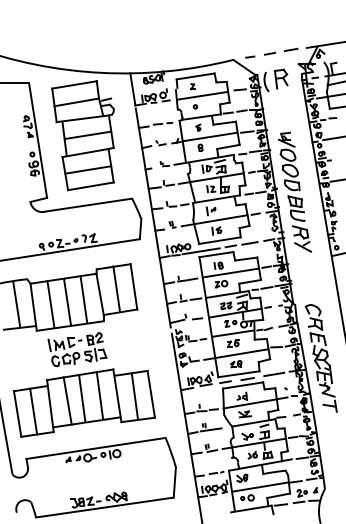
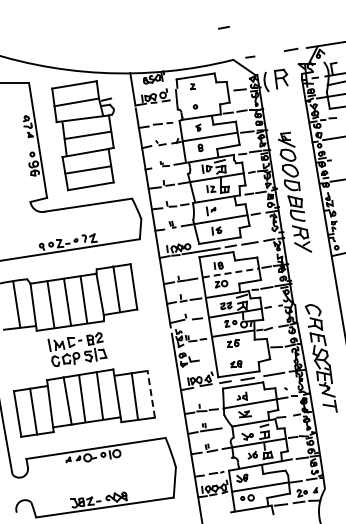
line position: (269, 53) -> (223, 27) (223, 27)
line: present -> none (202, 95)
line: solid -> dashed (231, 272)
line: present -> none (236, 354)
line: solid -> dashed (151, 394)
